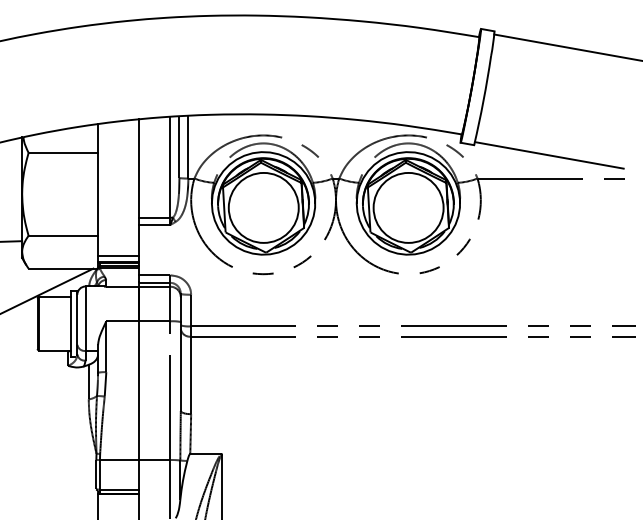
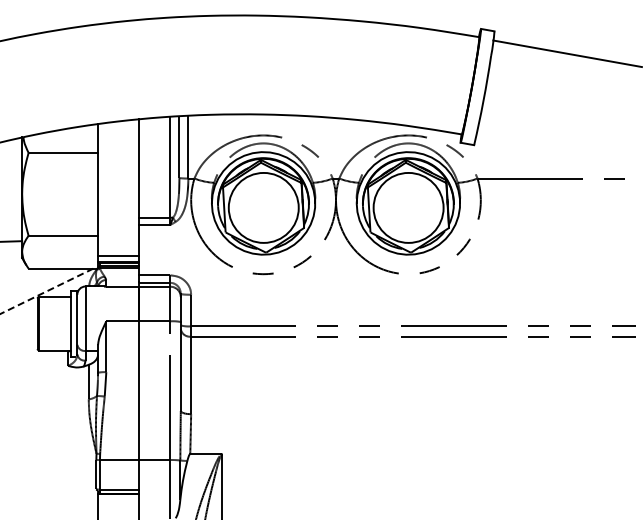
line position: (566, 47) -> (566, 53) (566, 53)
line: present -> none (549, 155)
line: solid -> dashed (47, 291)
